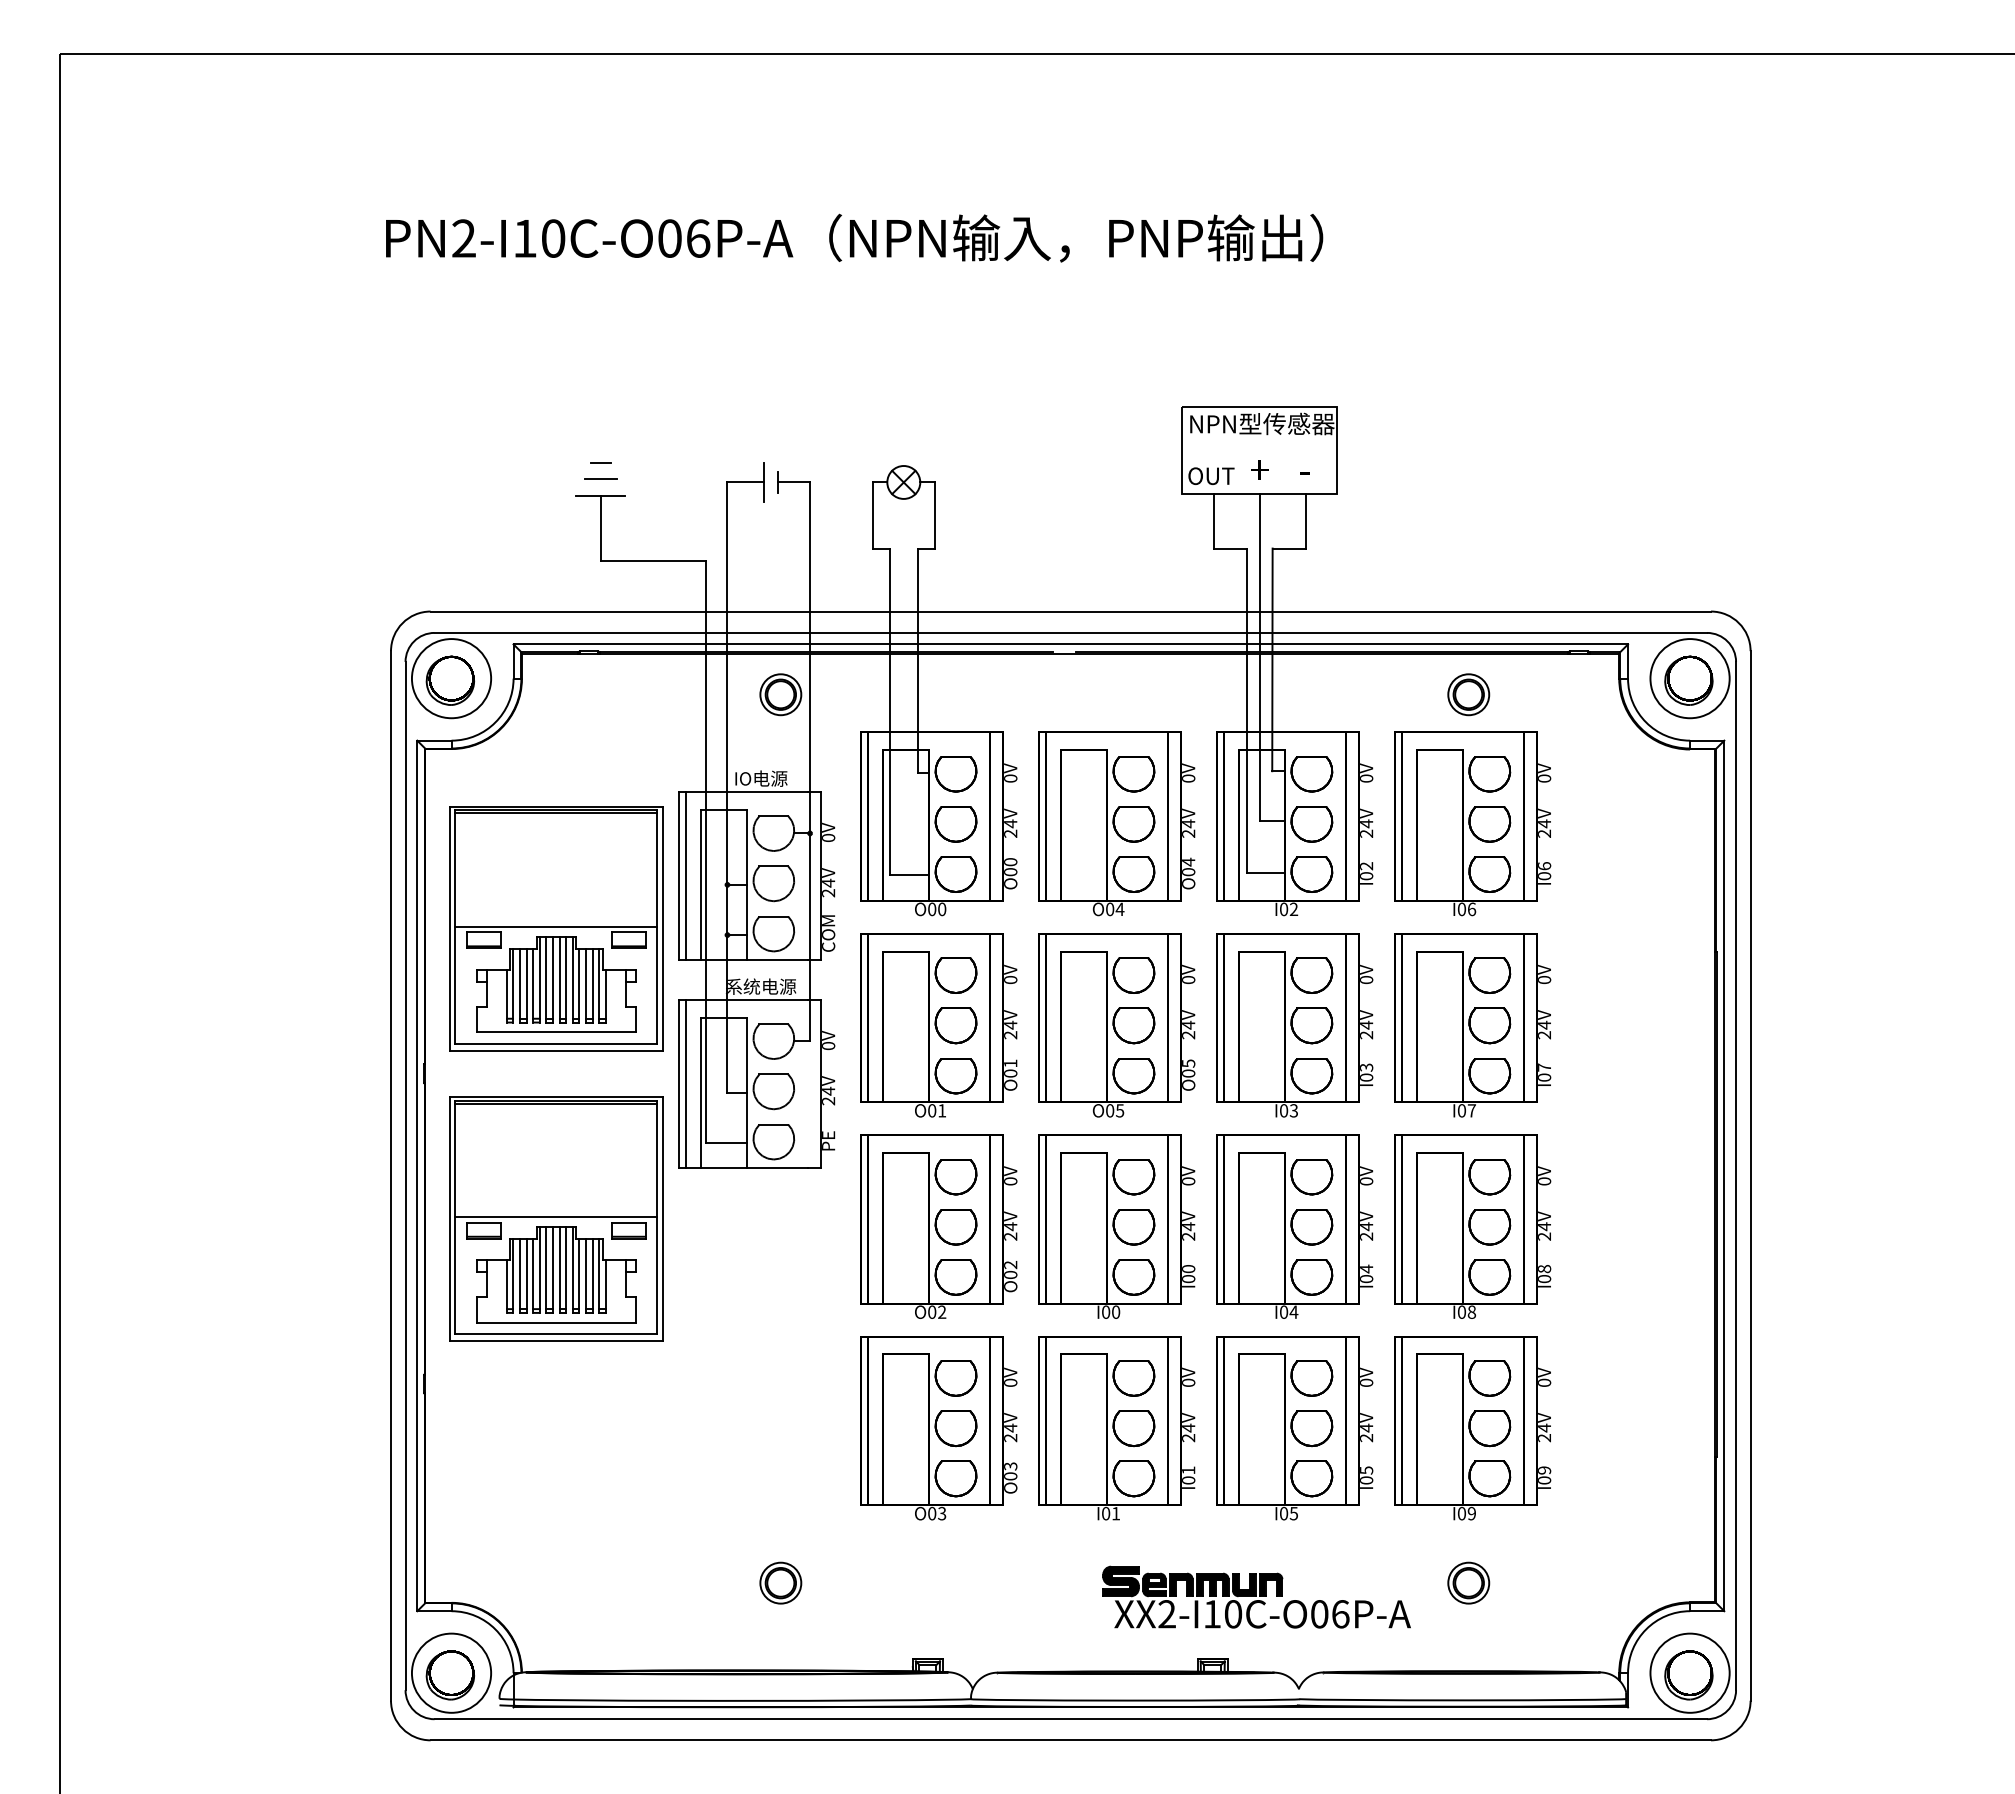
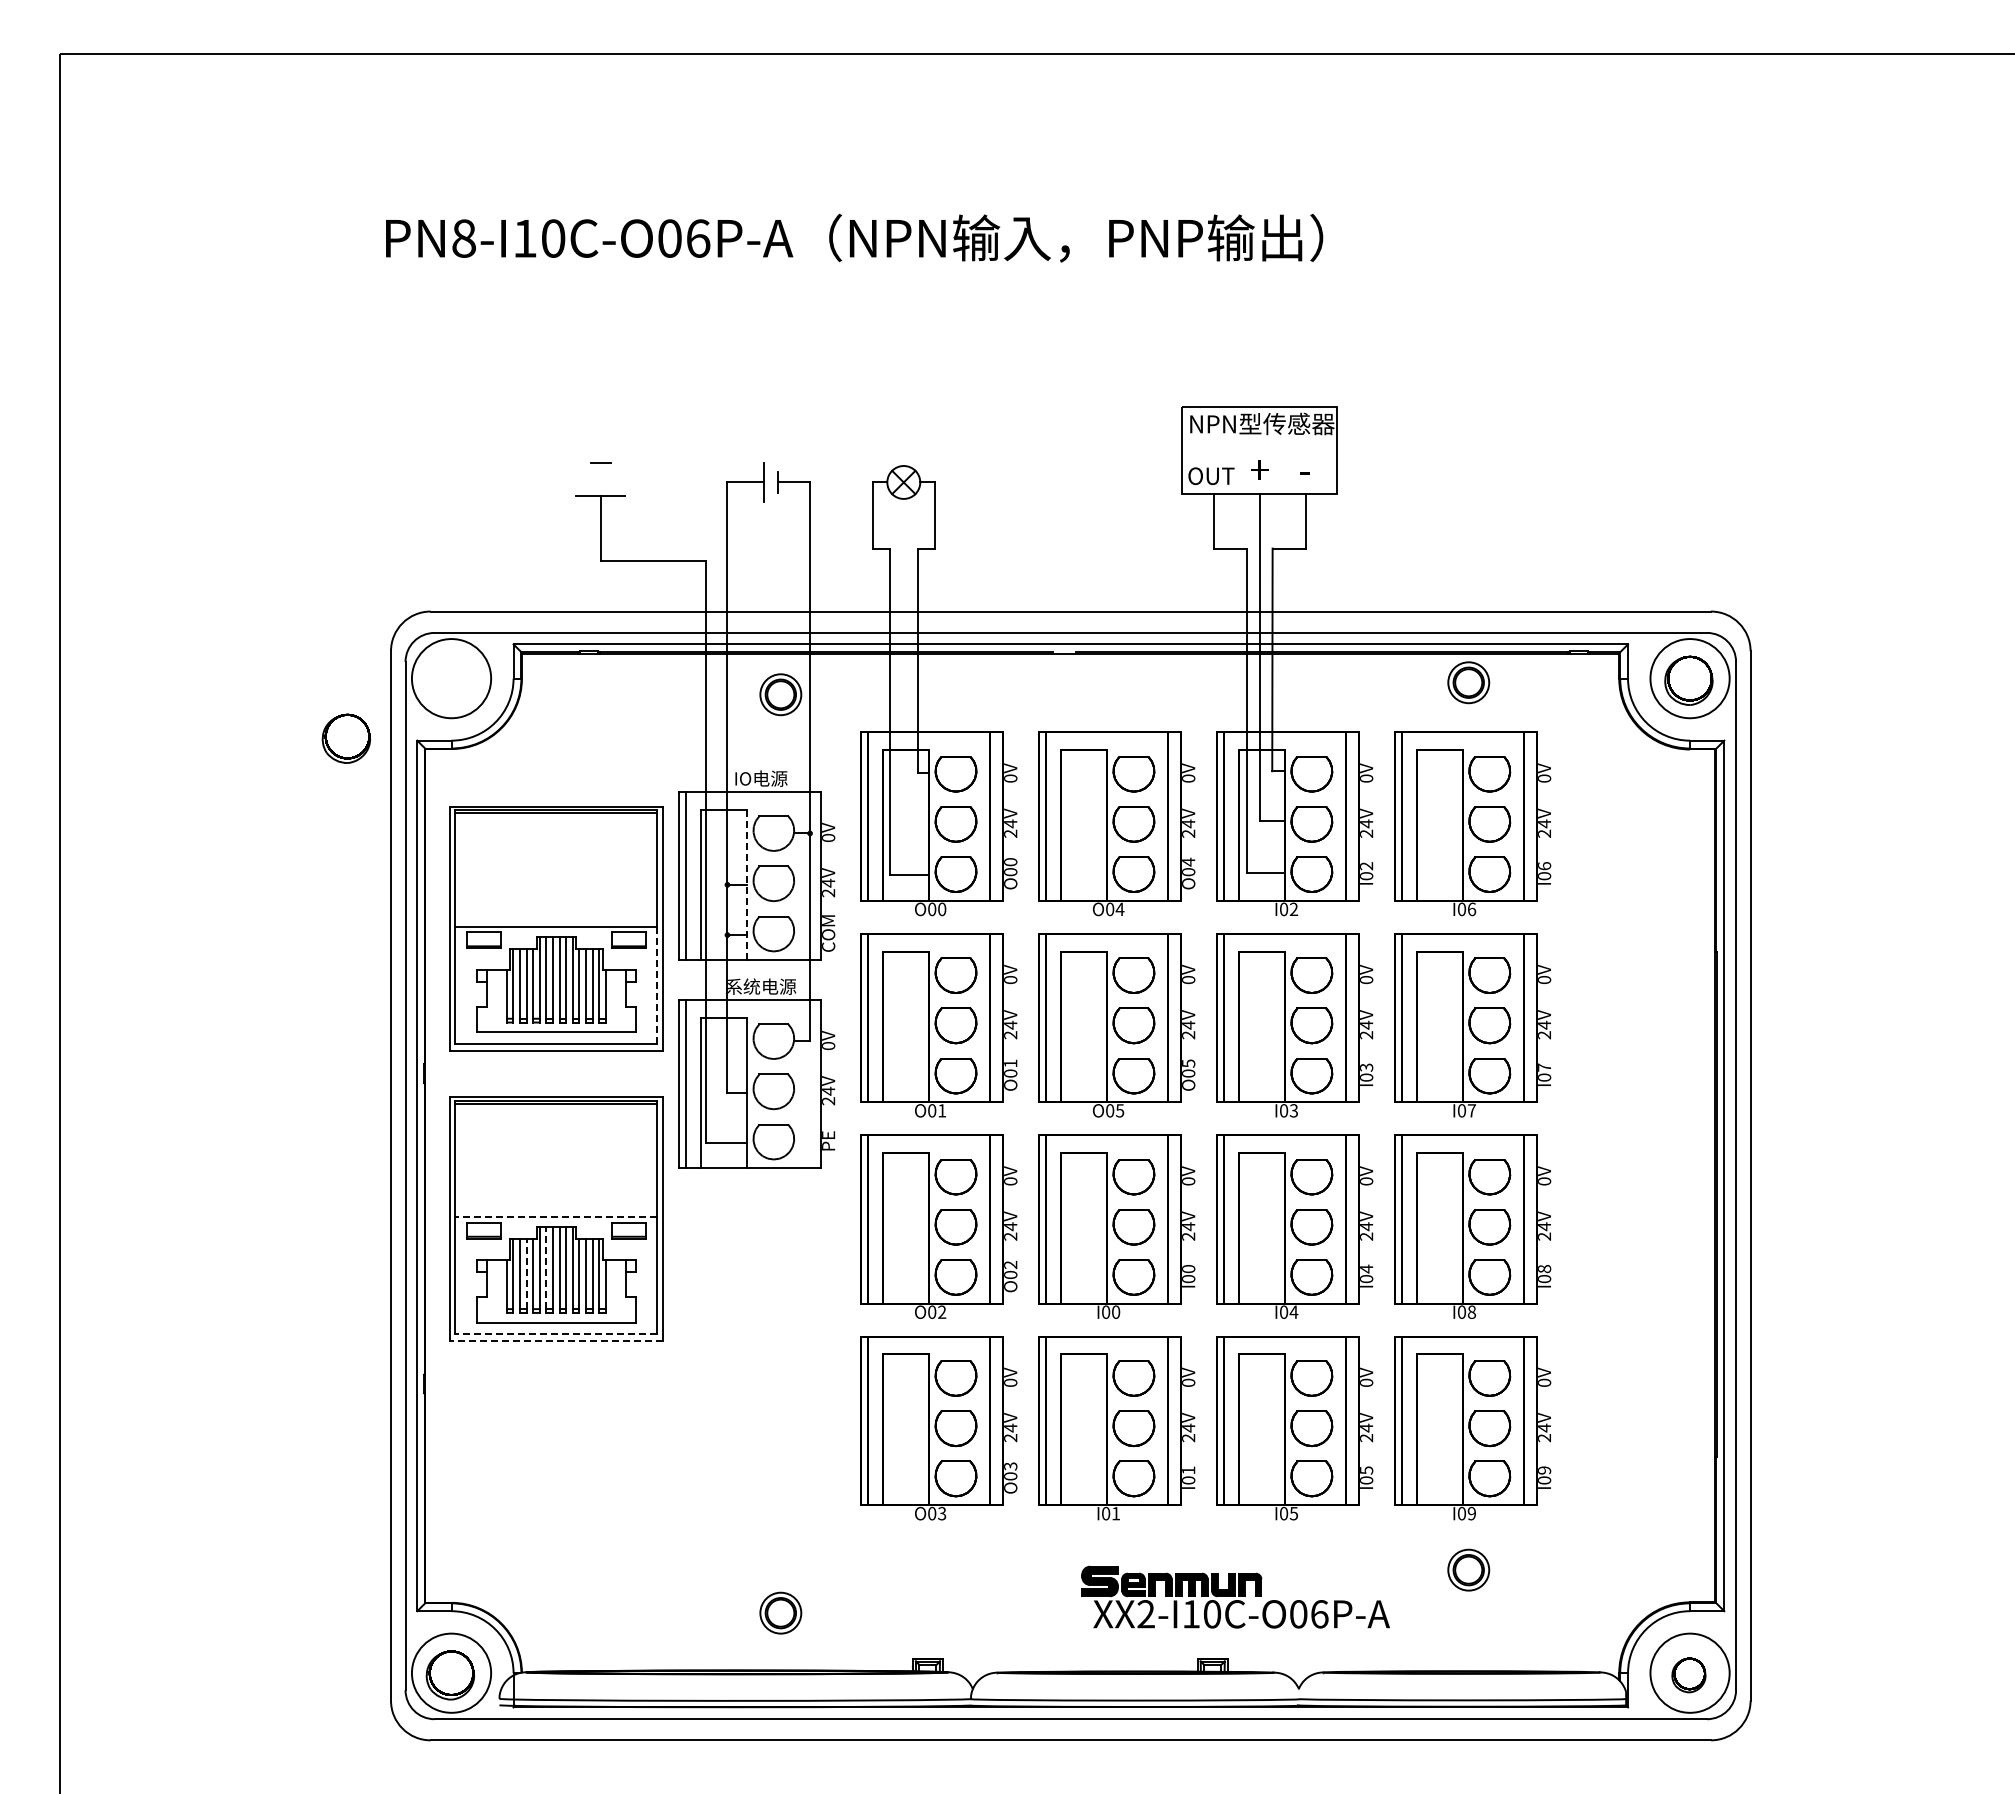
text: PN2-I10C-O06P-A -> PN8-I10C-O06P-A (463, 238)
line: present -> none (600, 479)
part position: (450, 680) -> (346, 738) (346, 738)
part position: (1468, 694) -> (1468, 682) (1468, 682)
line: solid -> dashed (746, 884)
line: solid -> dashed (657, 985)
line: solid -> dashed (556, 1217)
line: solid -> dashed (546, 1268)
line: solid -> dashed (526, 1274)
line: solid -> dashed (556, 1334)
line: solid -> dashed (555, 1341)
part position: (780, 1582) -> (780, 1612) (780, 1612)
part position: (1468, 1582) -> (1468, 1569) (1468, 1569)
part position: (1256, 1596) -> (1235, 1596) (1235, 1596)
part size: 50x51 px -> 36x37 px (1688, 1675)
